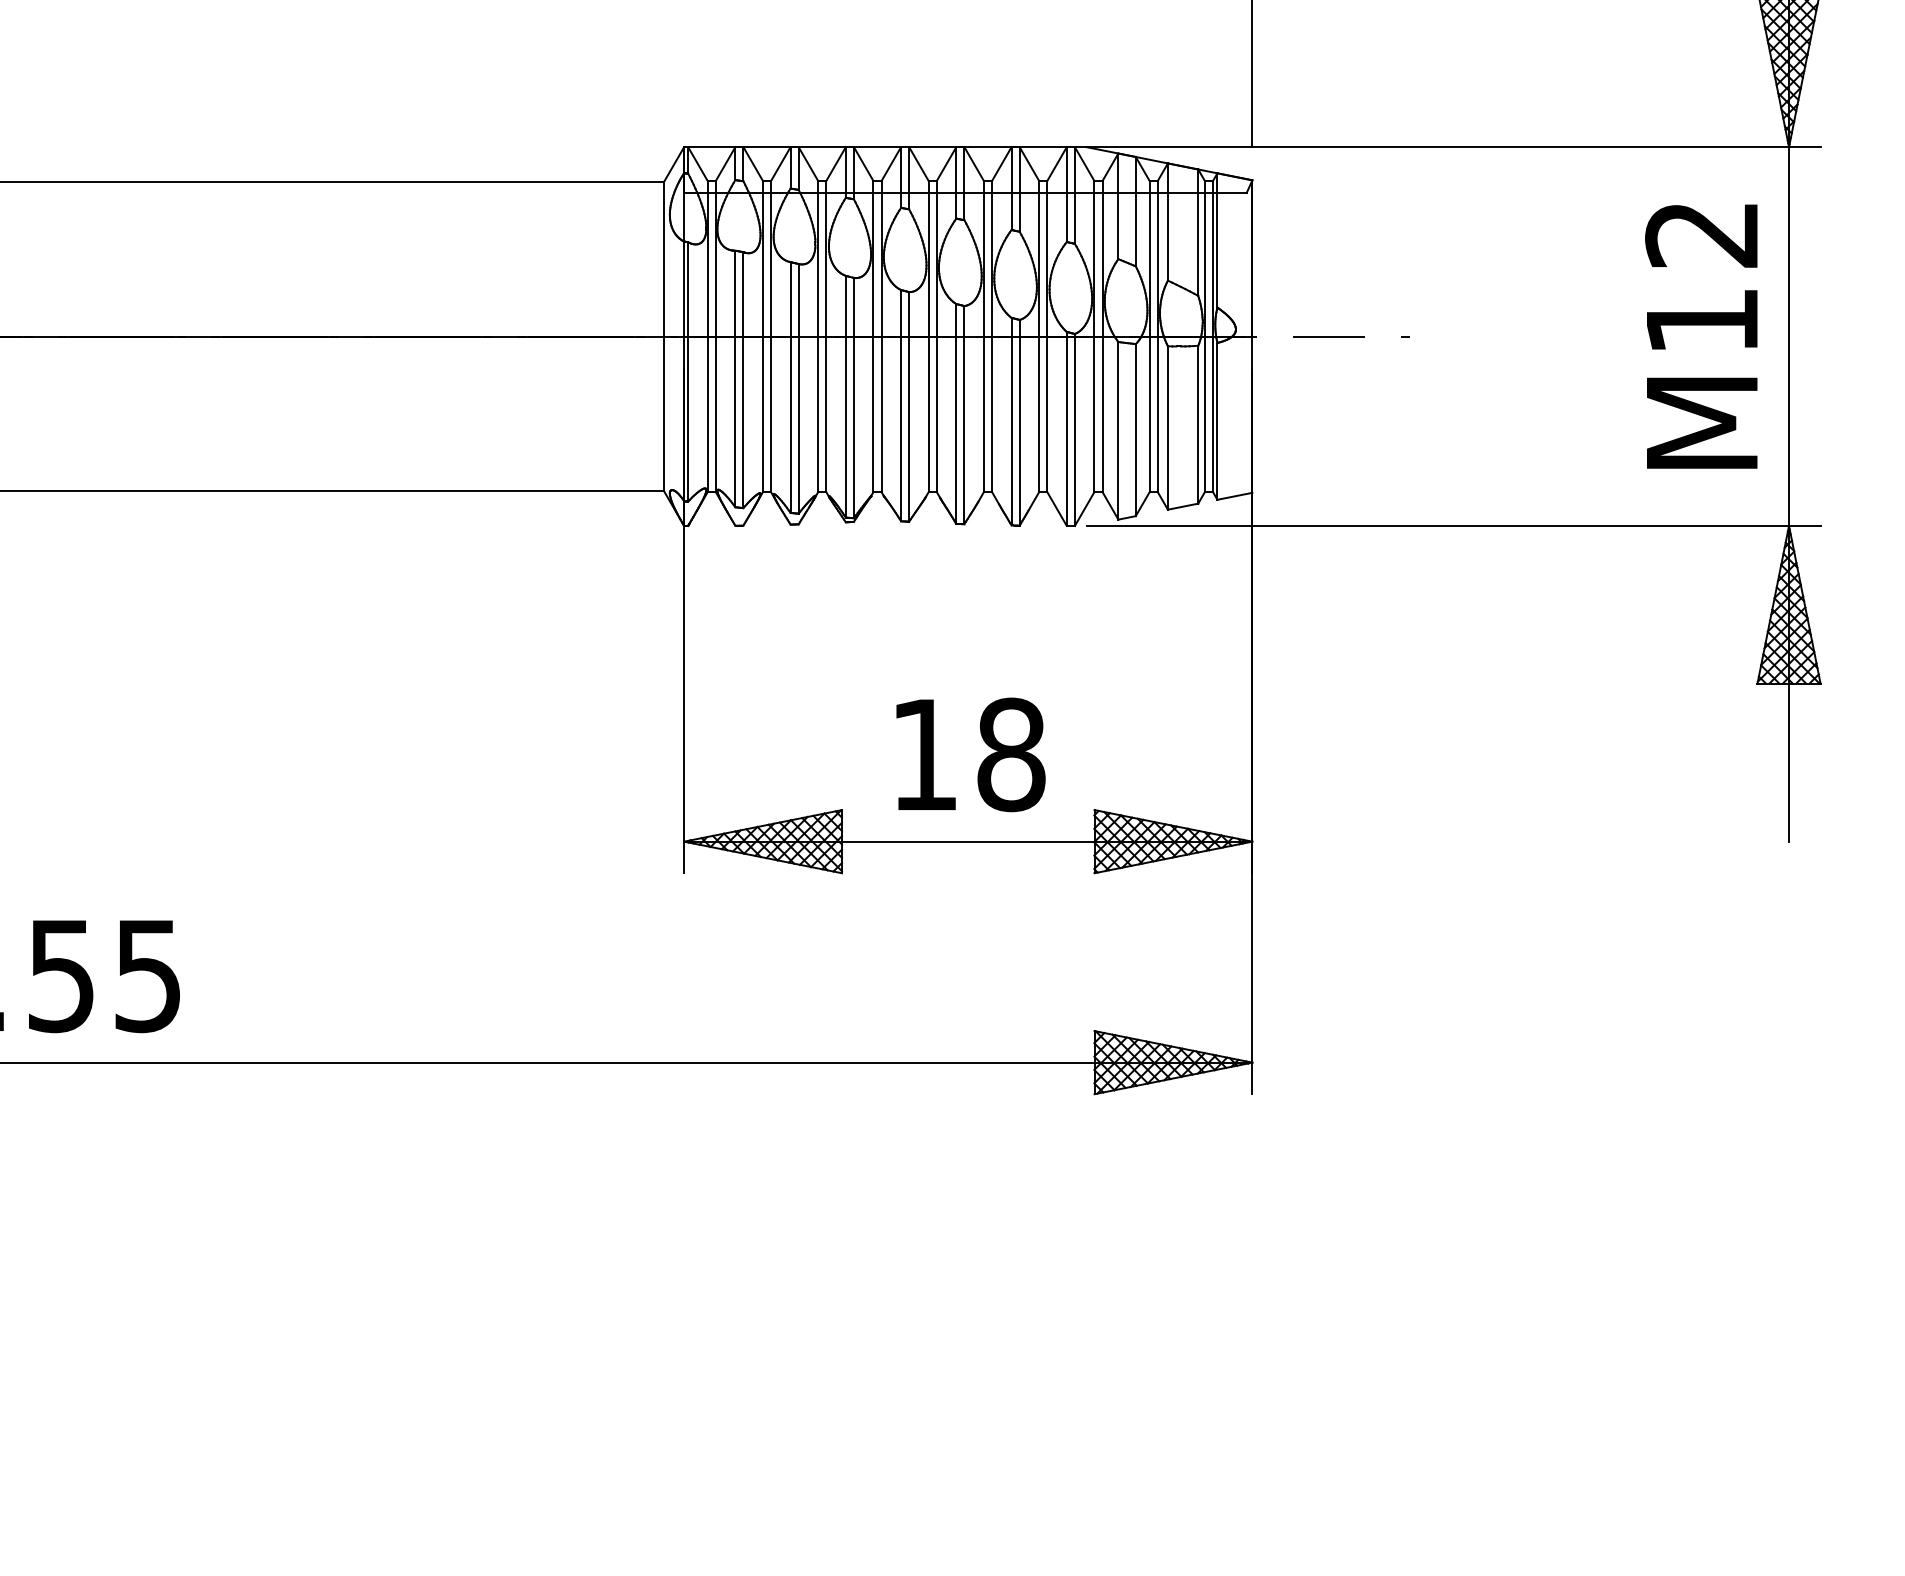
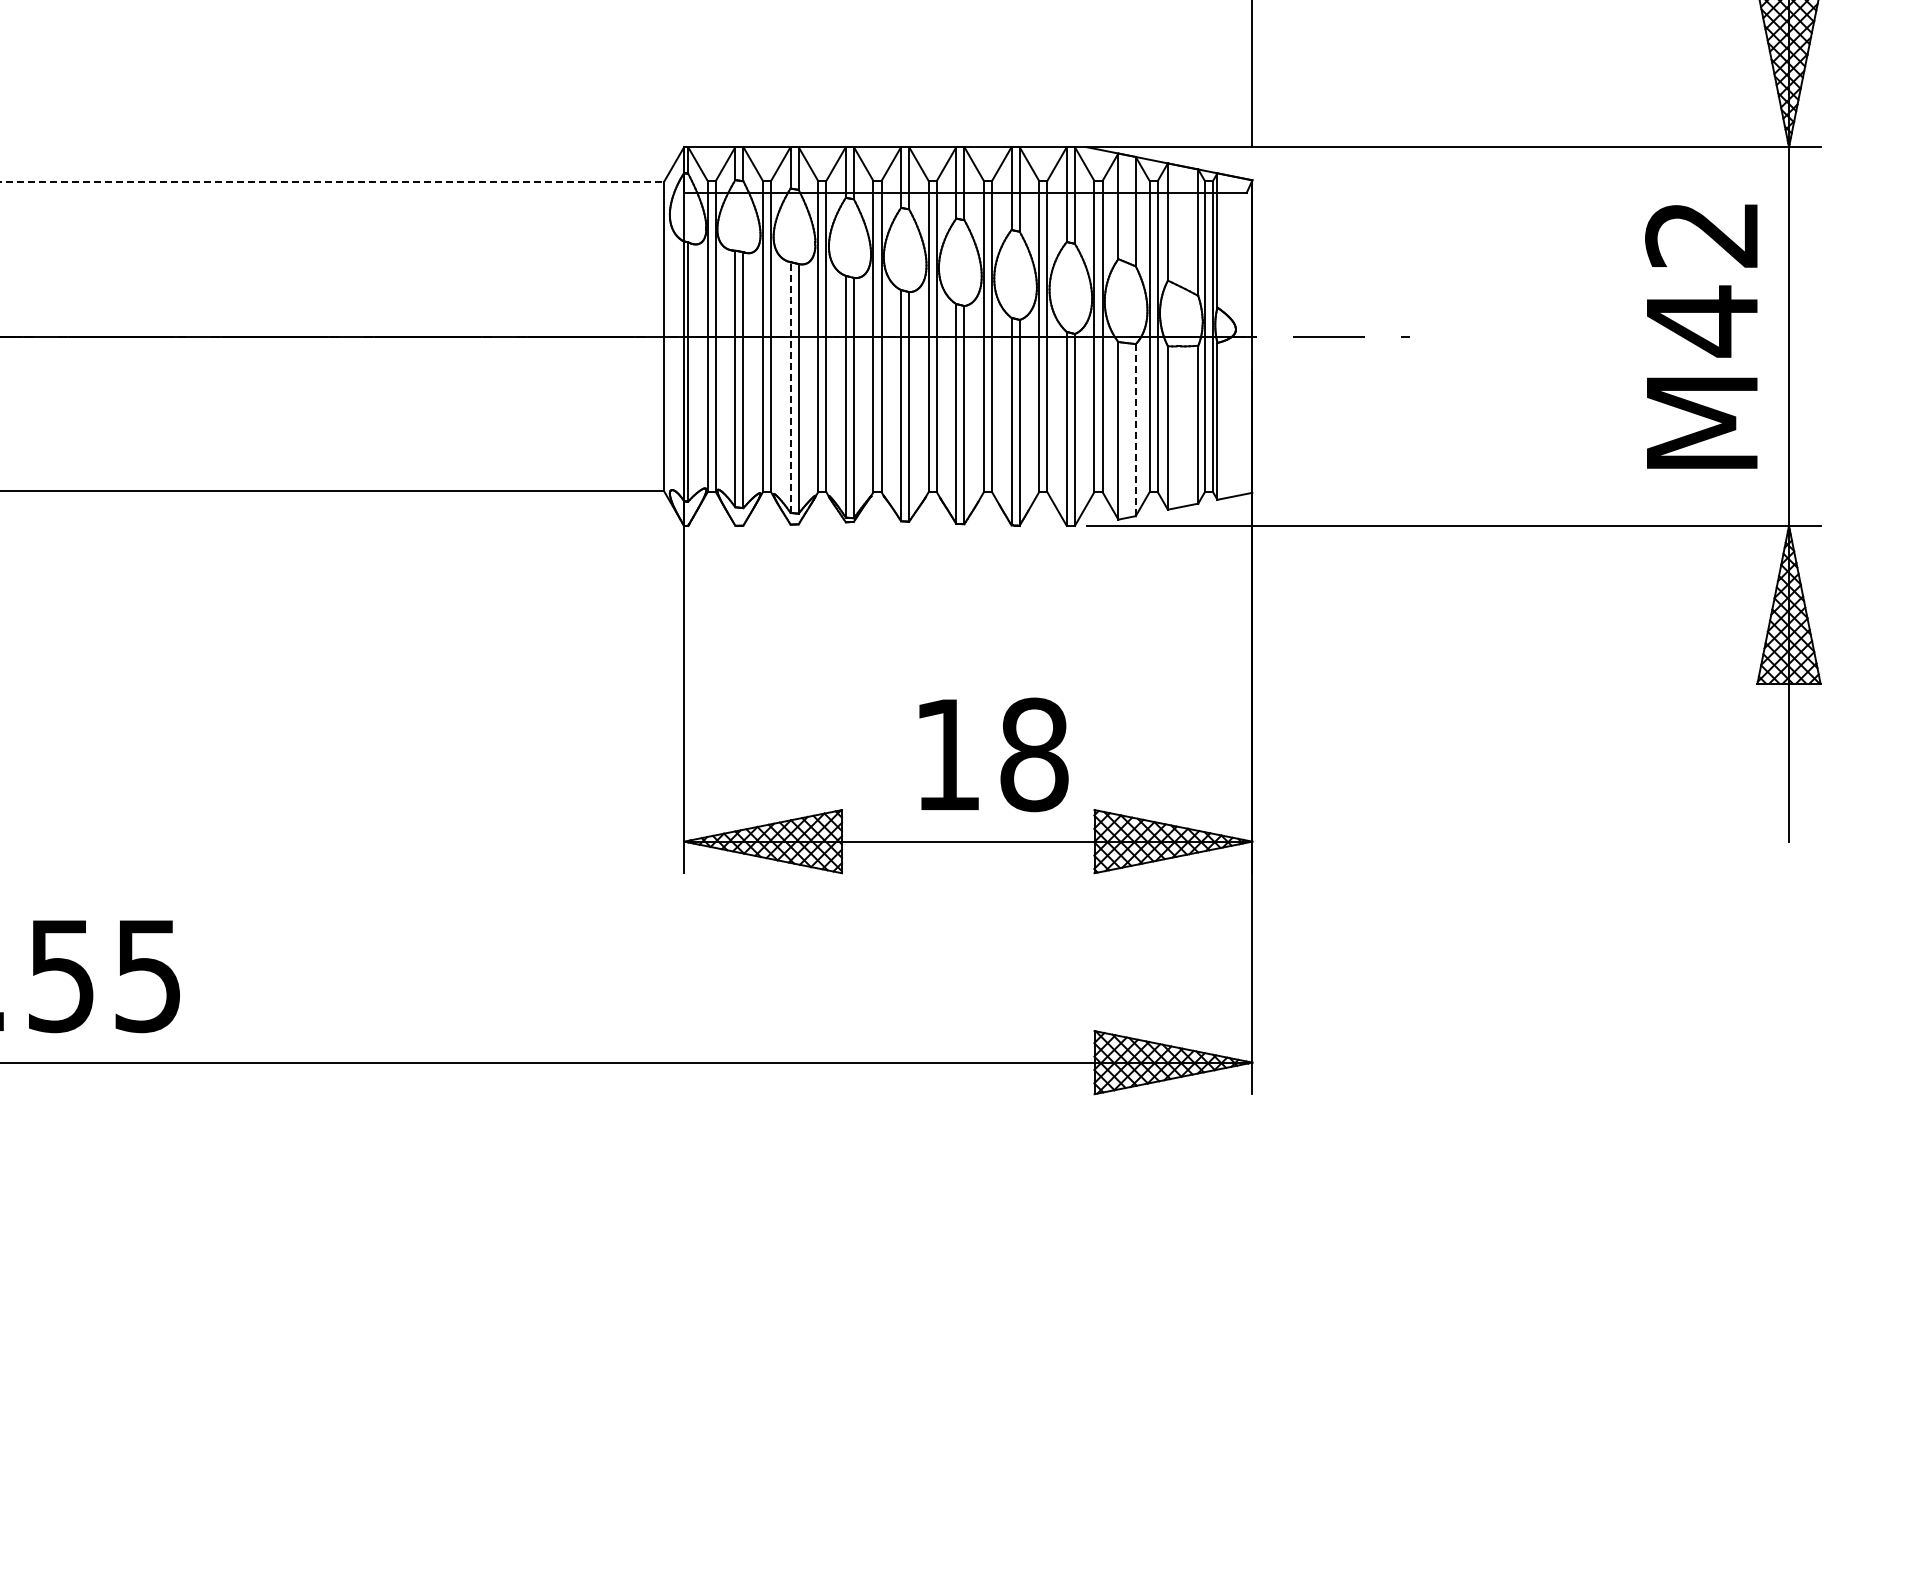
line: solid -> dashed (332, 181)
text: M12 -> M42 (1702, 321)
line: solid -> dashed (790, 387)
line: solid -> dashed (1135, 429)
text position: (970, 754) -> (993, 754) (993, 754)
